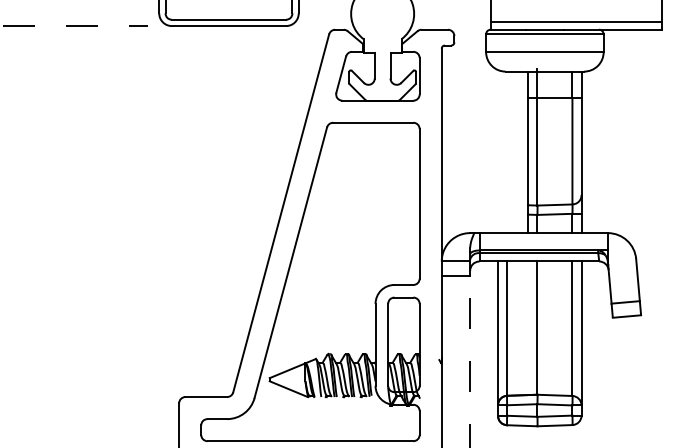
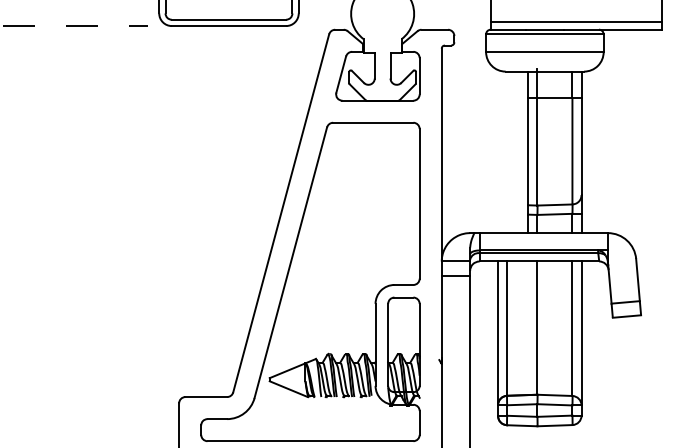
line: dashed -> solid (470, 361)
